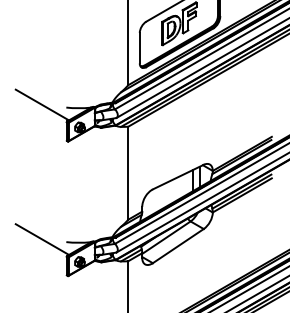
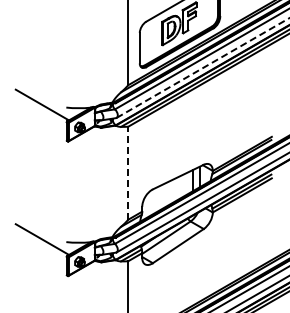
line: solid -> dashed (203, 68)
line: solid -> dashed (128, 173)
